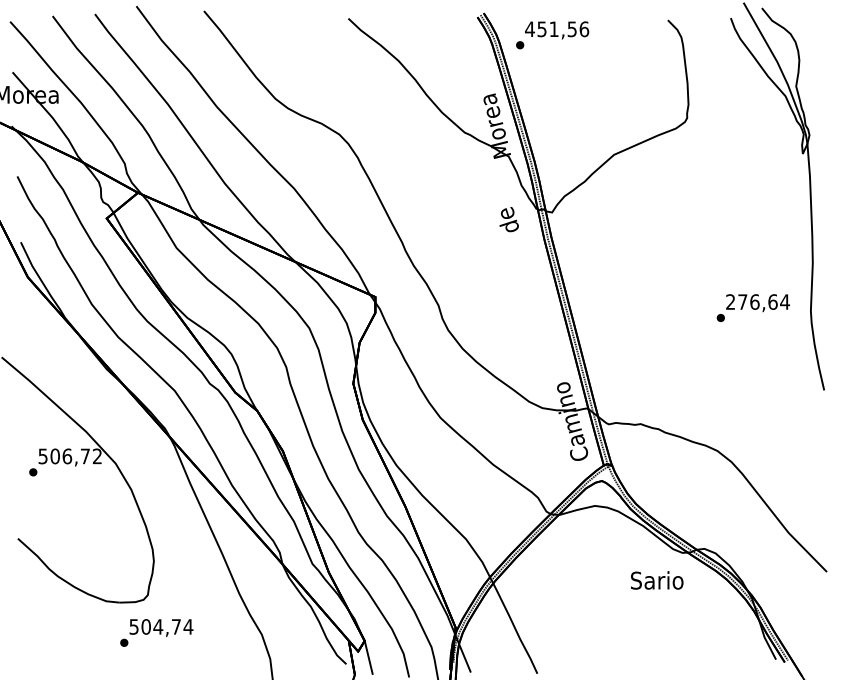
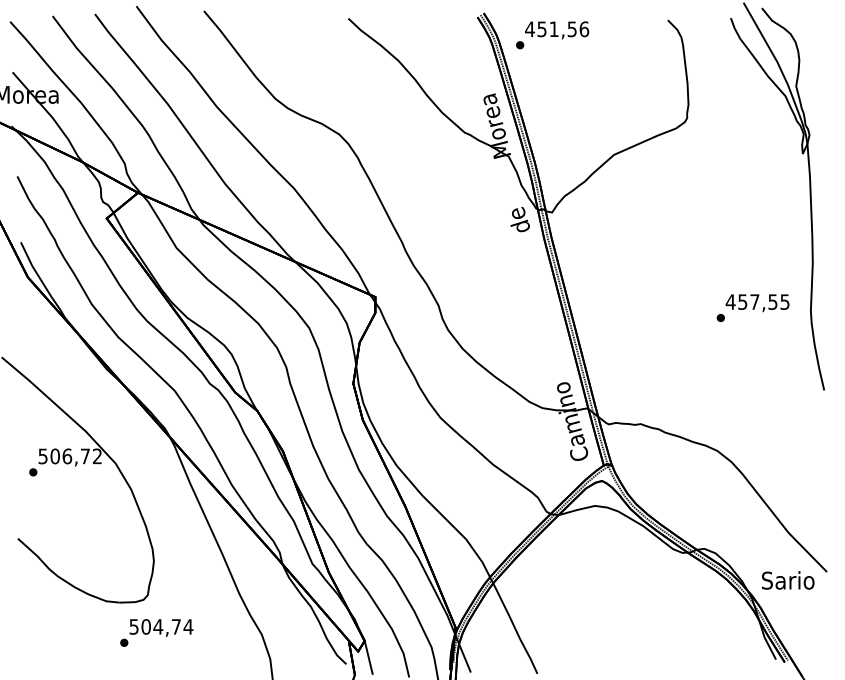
text position: (508, 219) -> (519, 219) (519, 219)
text: 276,64 -> 457,55 (757, 301)
text position: (657, 580) -> (788, 580) (788, 580)
